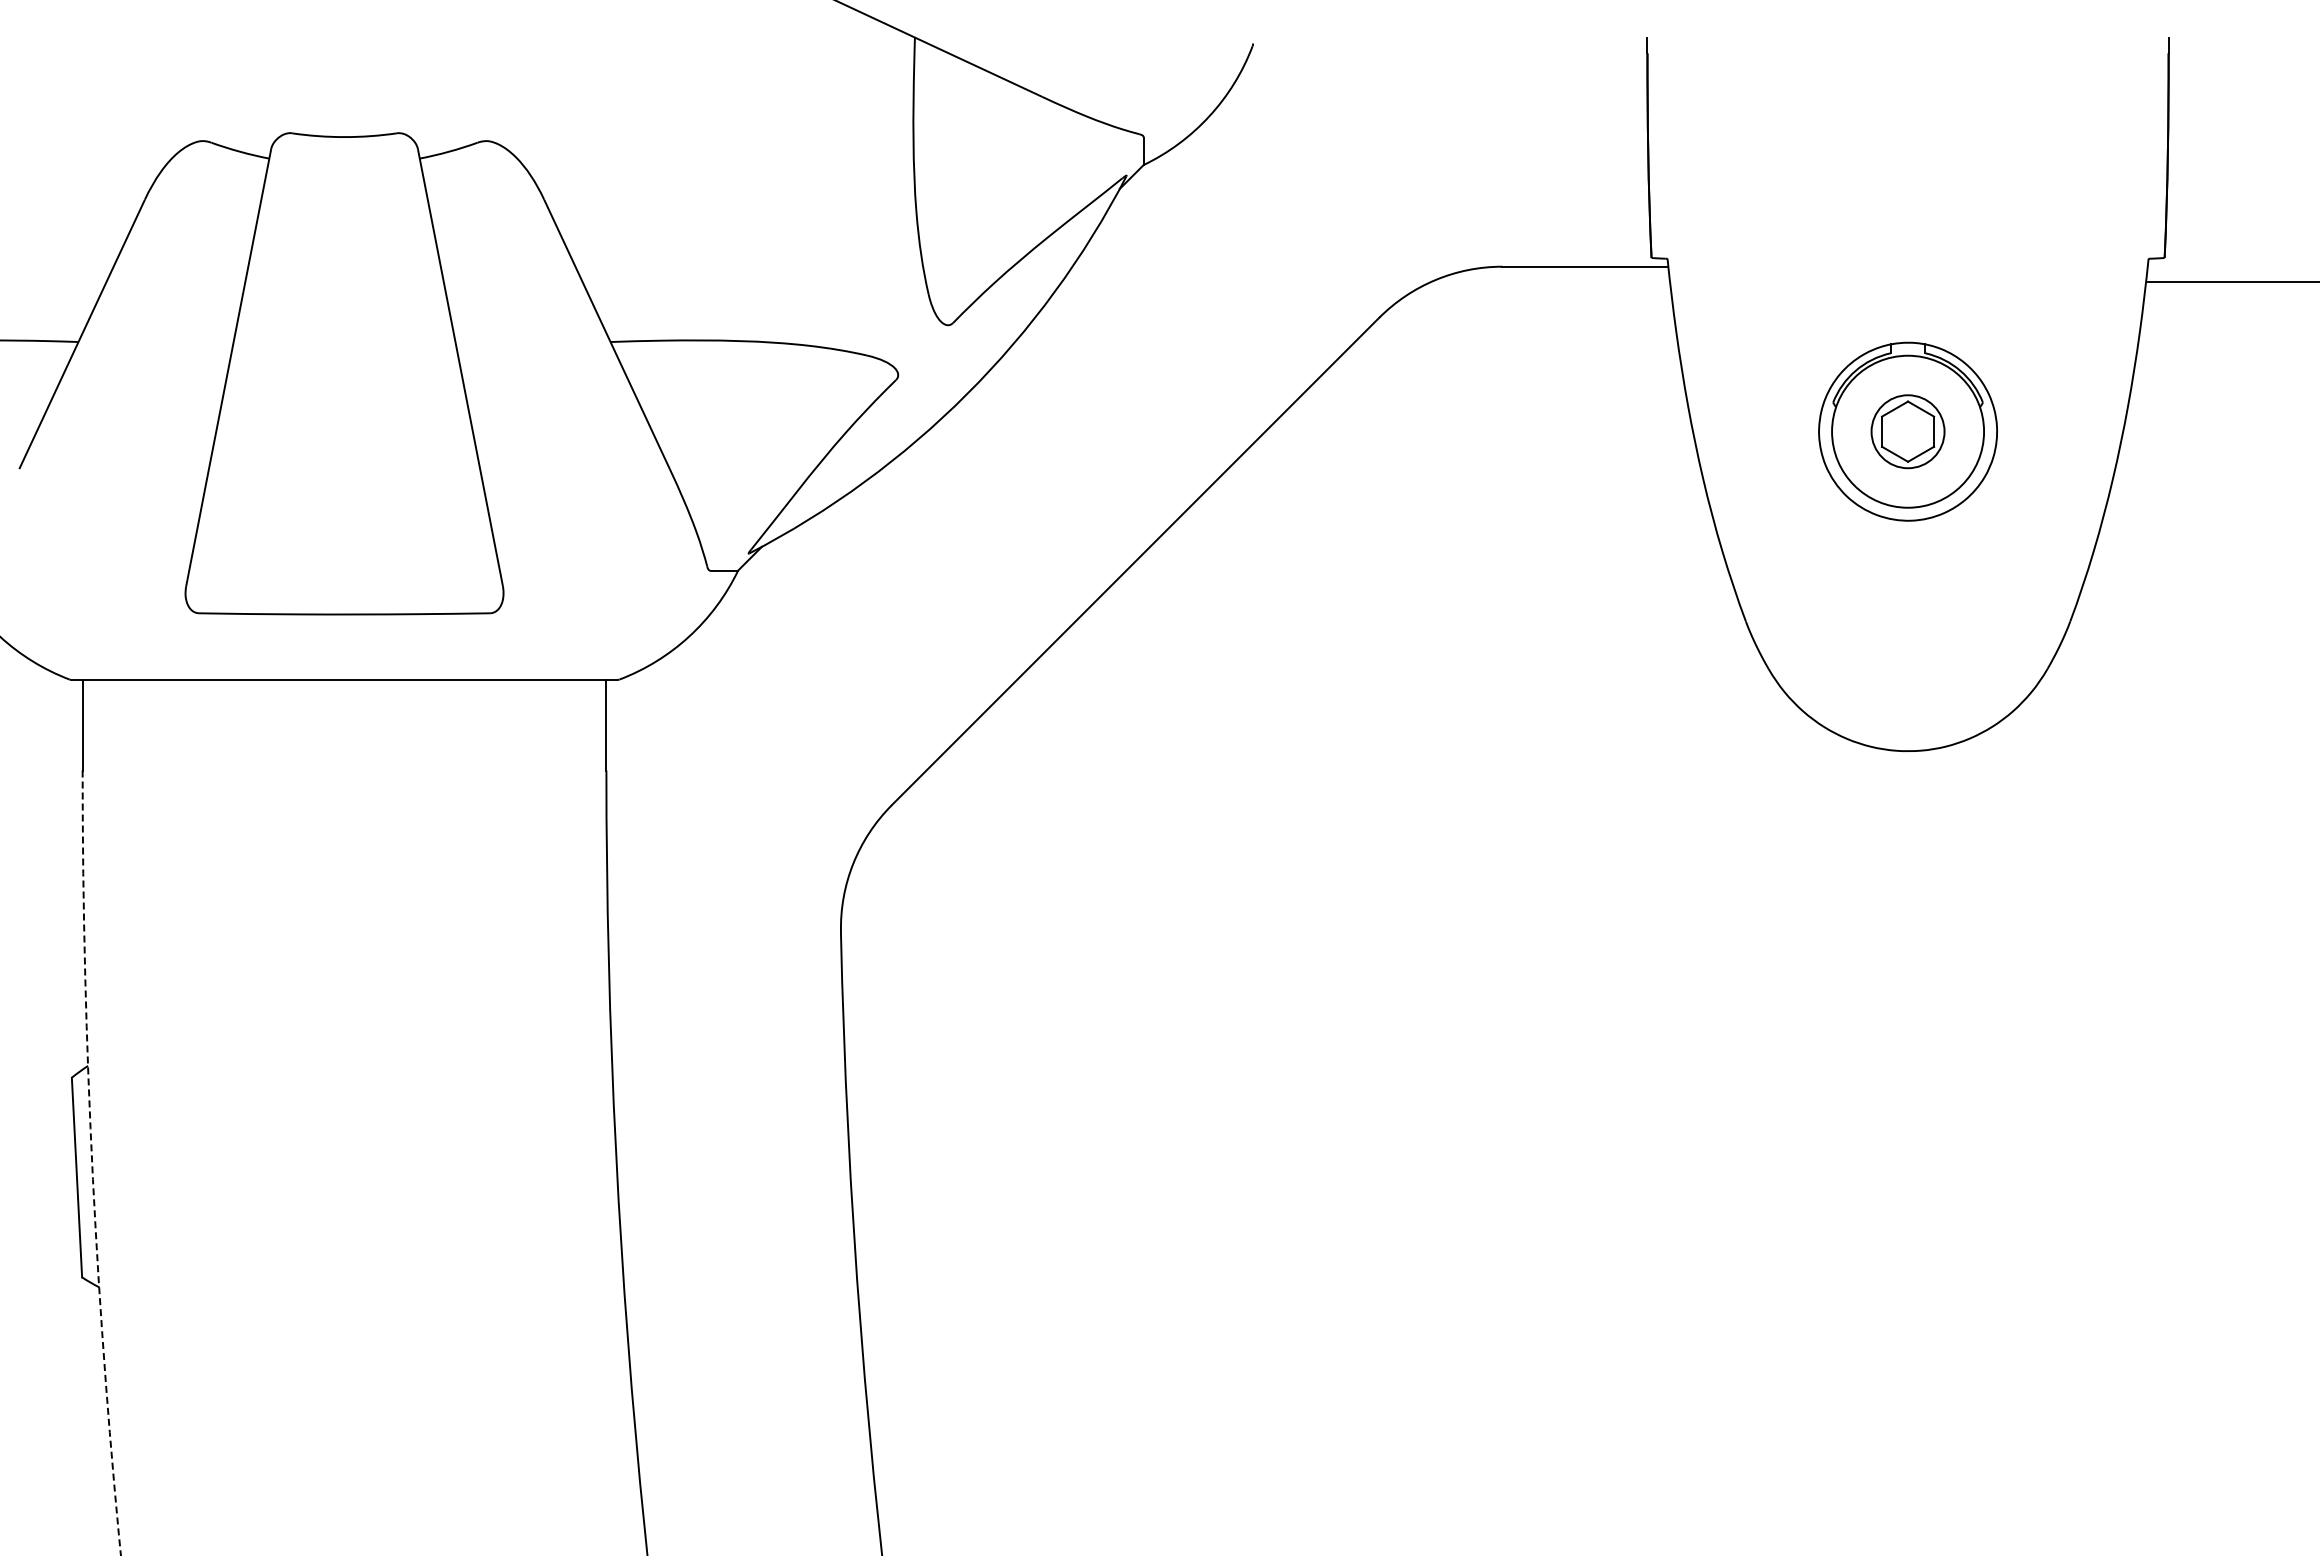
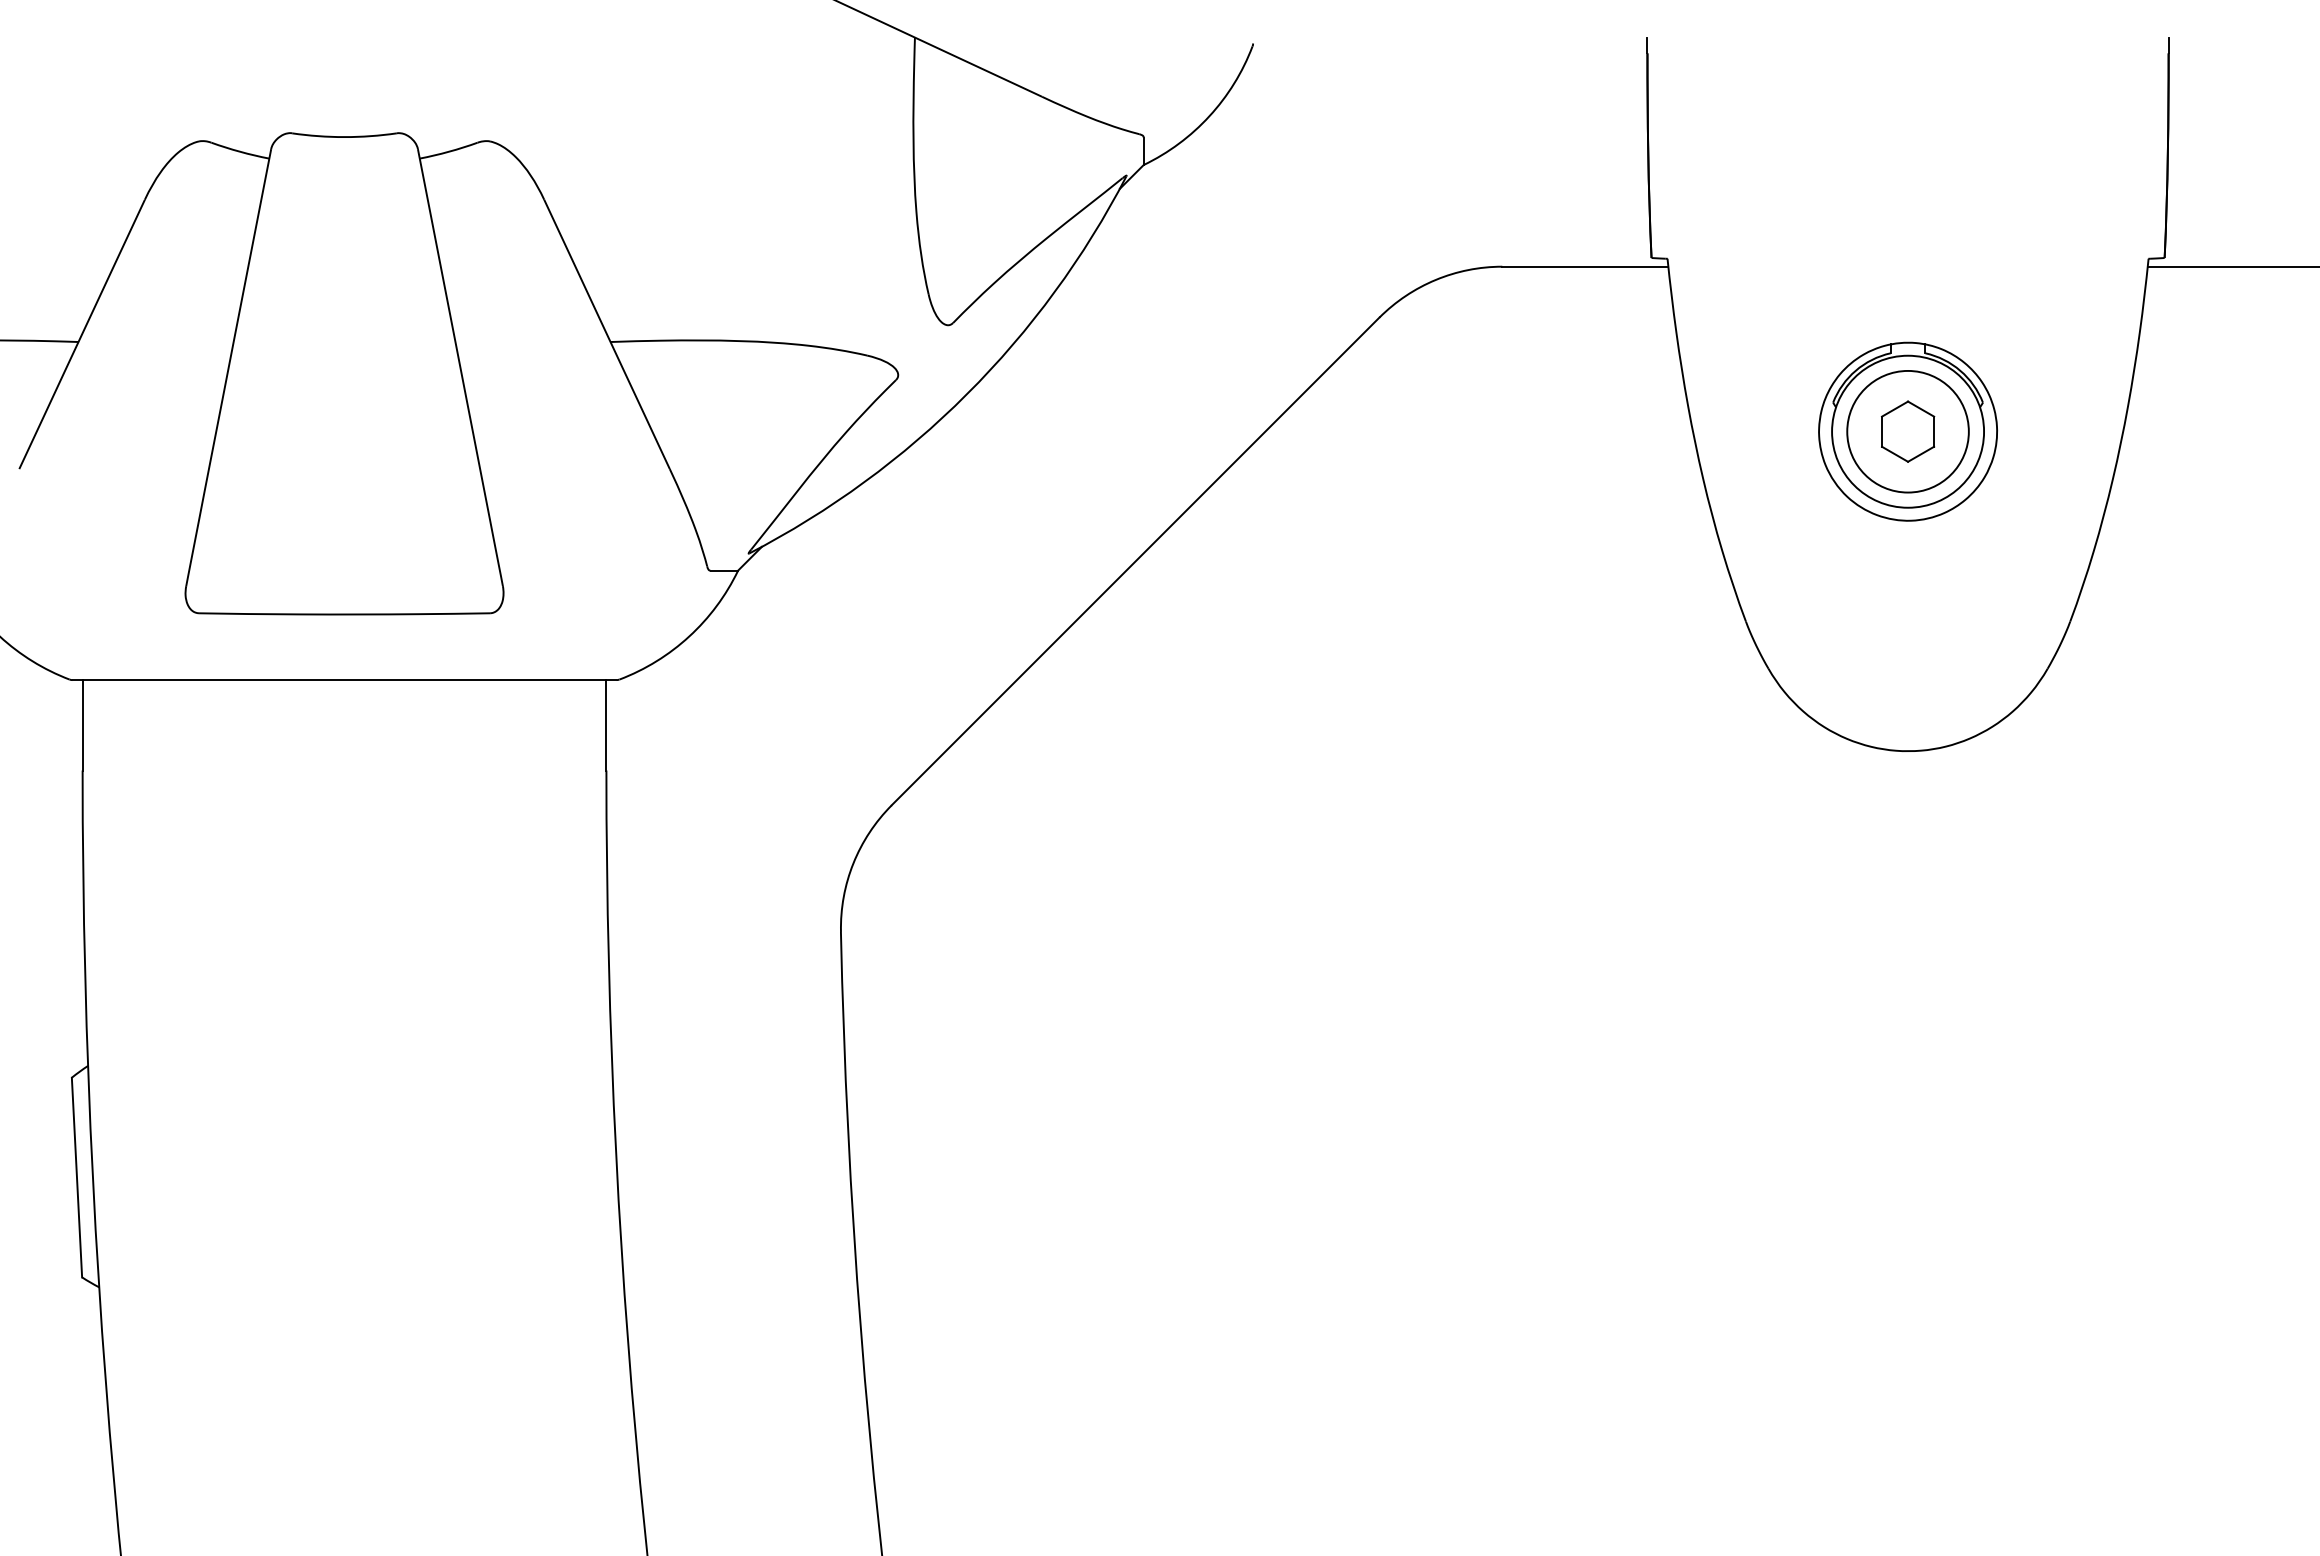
line position: (2231, 281) -> (2231, 266) (2231, 266)
circle diameter: 73 px -> 122 px (1907, 431)
arc: dashed -> solid (92, 1163)
